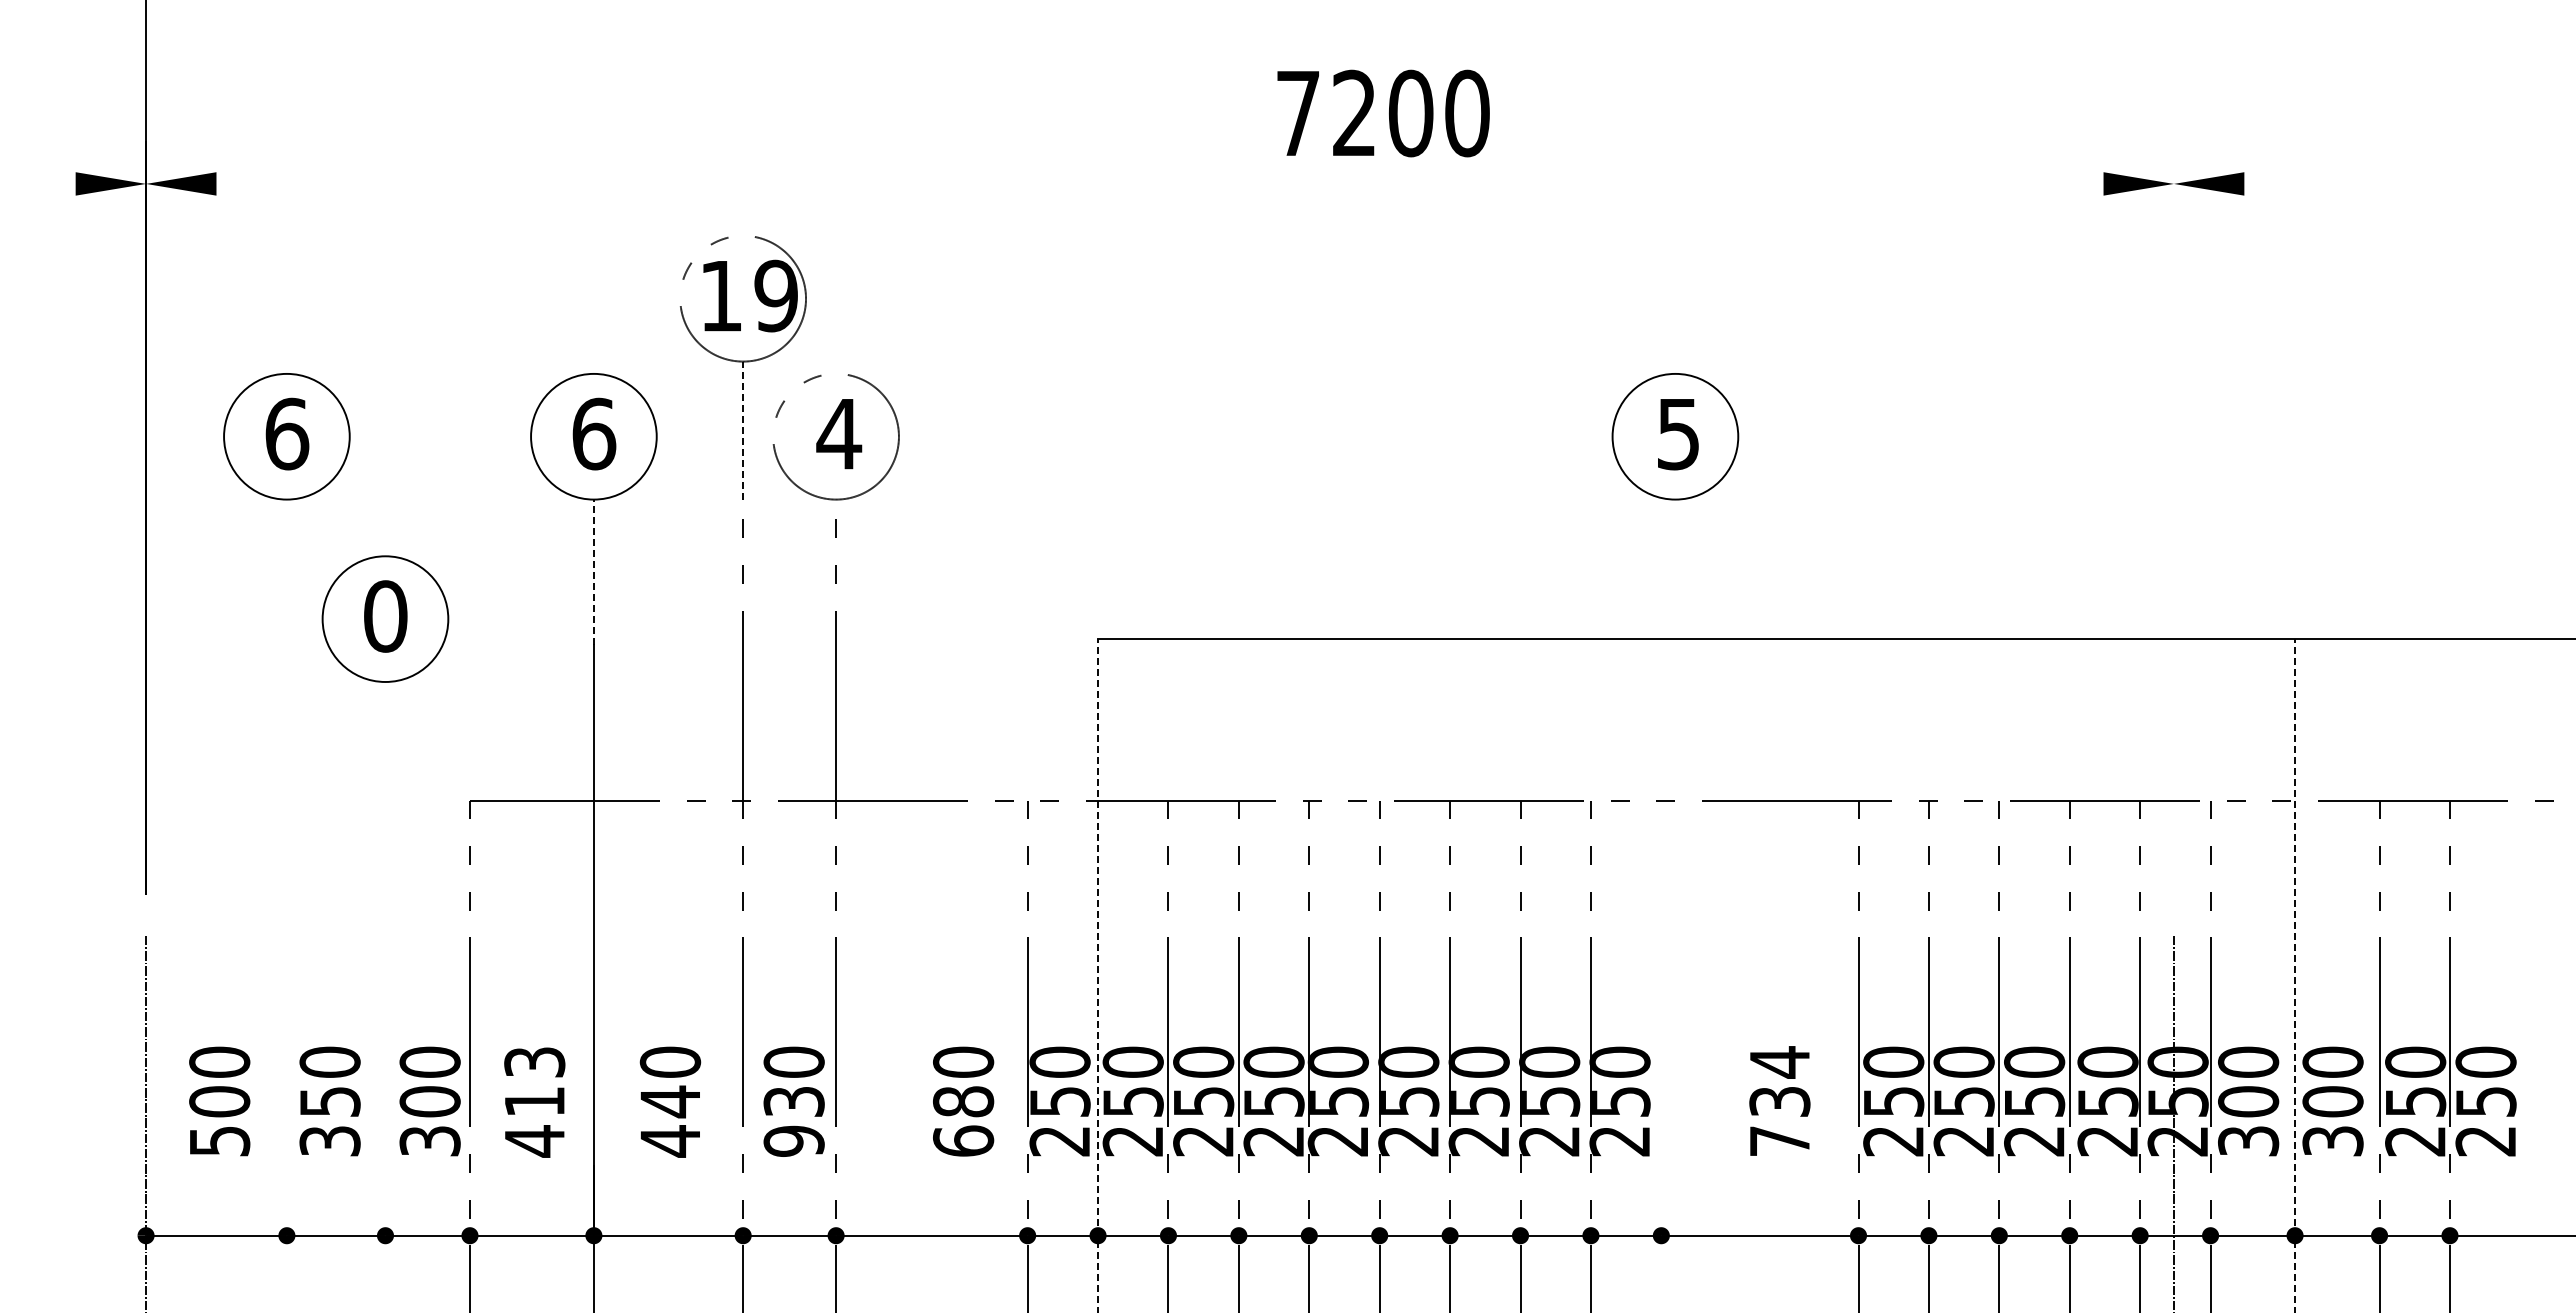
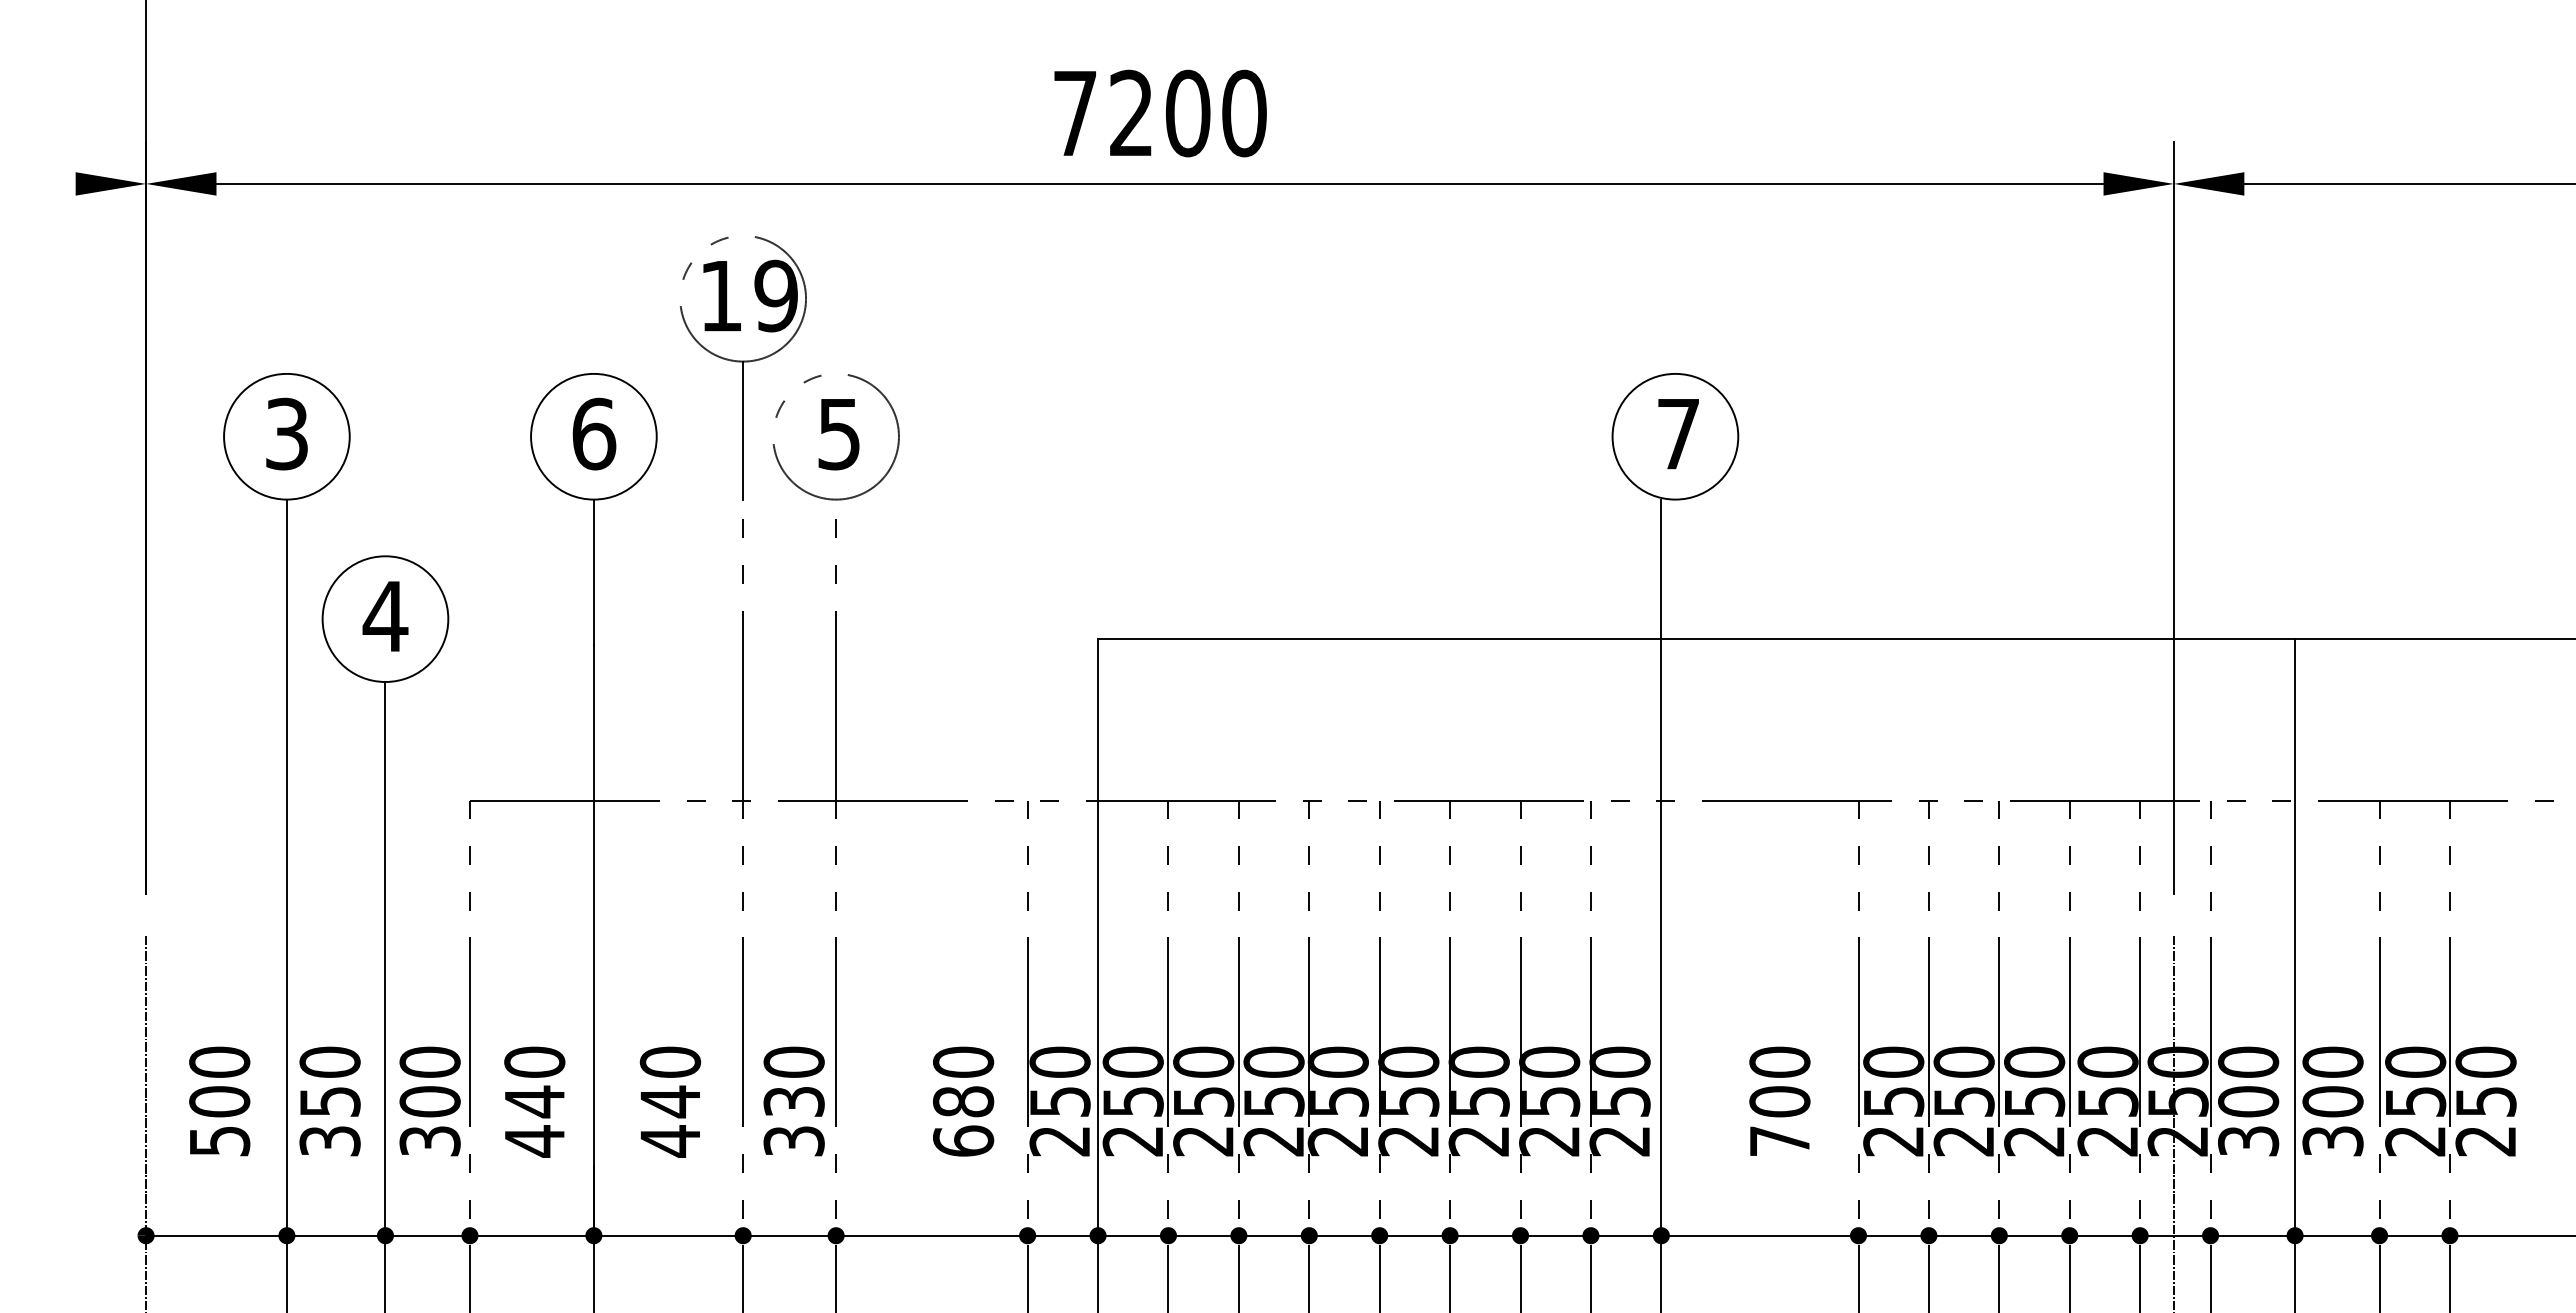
text position: (1383, 113) -> (1160, 113) (1160, 113)
line: none -> present (1159, 183)
line: none -> present (2408, 183)
line: dashed -> solid (743, 430)
text: 6 -> 3 (287, 433)
text: 4 -> 5 (839, 434)
text: 5 -> 7 (1678, 434)
line: none -> present (2173, 517)
line: dashed -> solid (593, 572)
text: 0 -> 4 (385, 616)
line: none -> present (286, 904)
line: none -> present (1661, 904)
line: dashed -> solid (1098, 975)
line: dashed -> solid (2295, 975)
line: none -> present (385, 995)
text: 734 -> 700 (1779, 1081)
text: 413 -> 440 (534, 1082)
text: 930 -> 330 (793, 1140)
